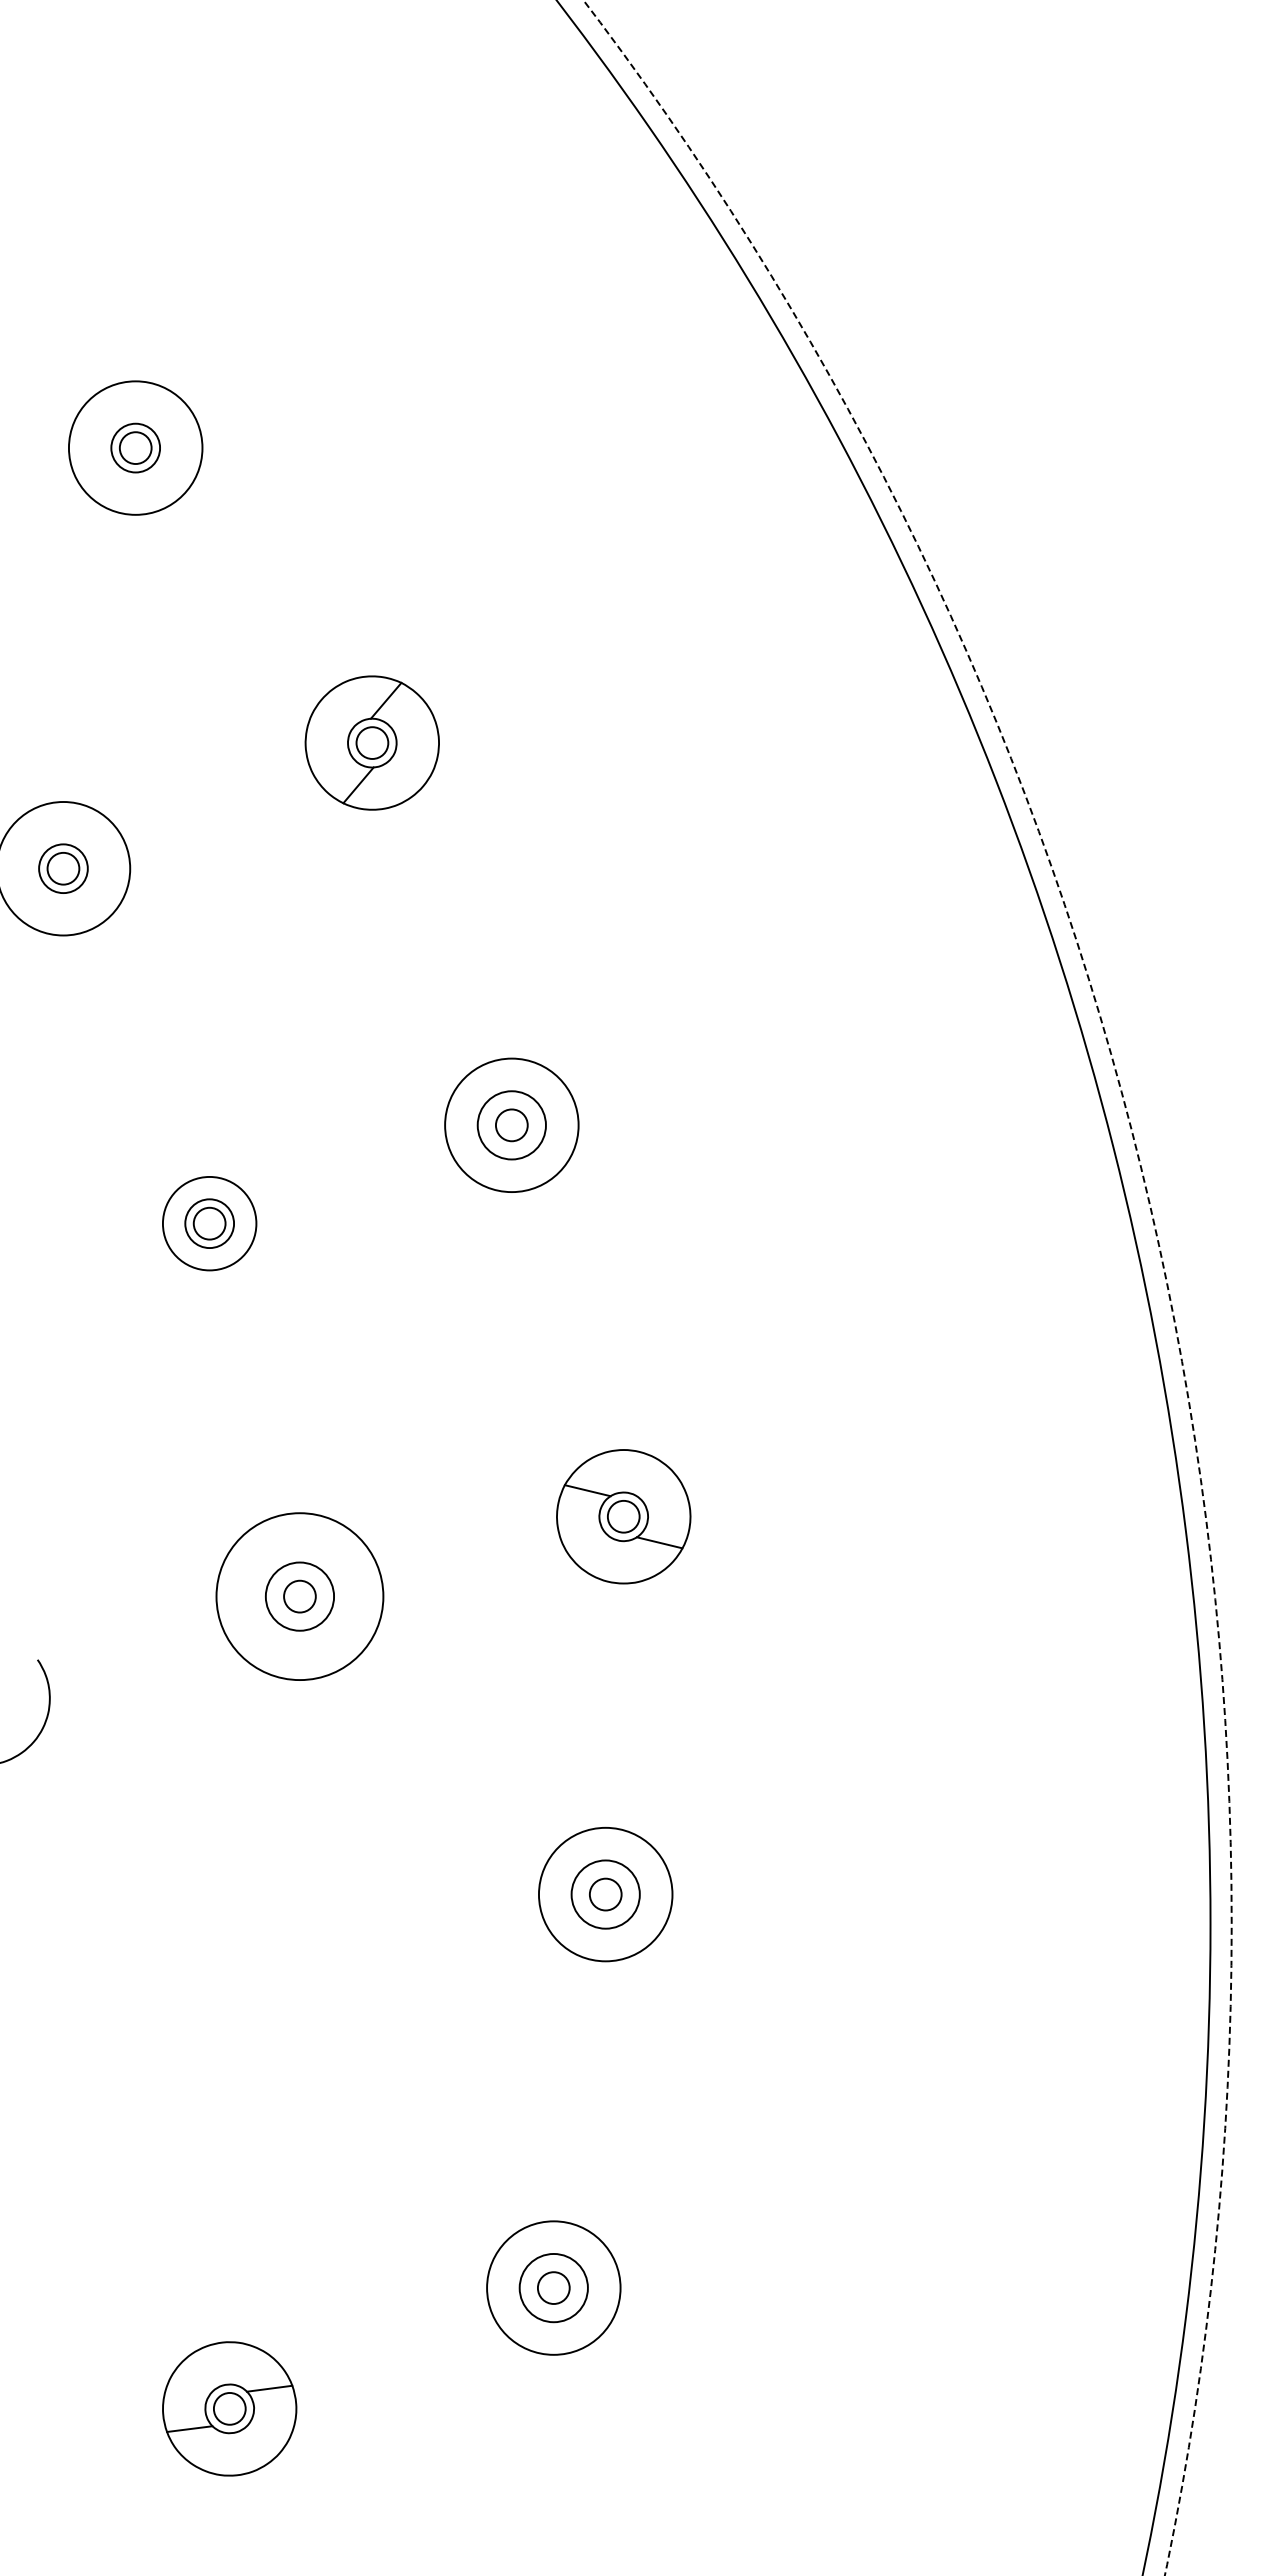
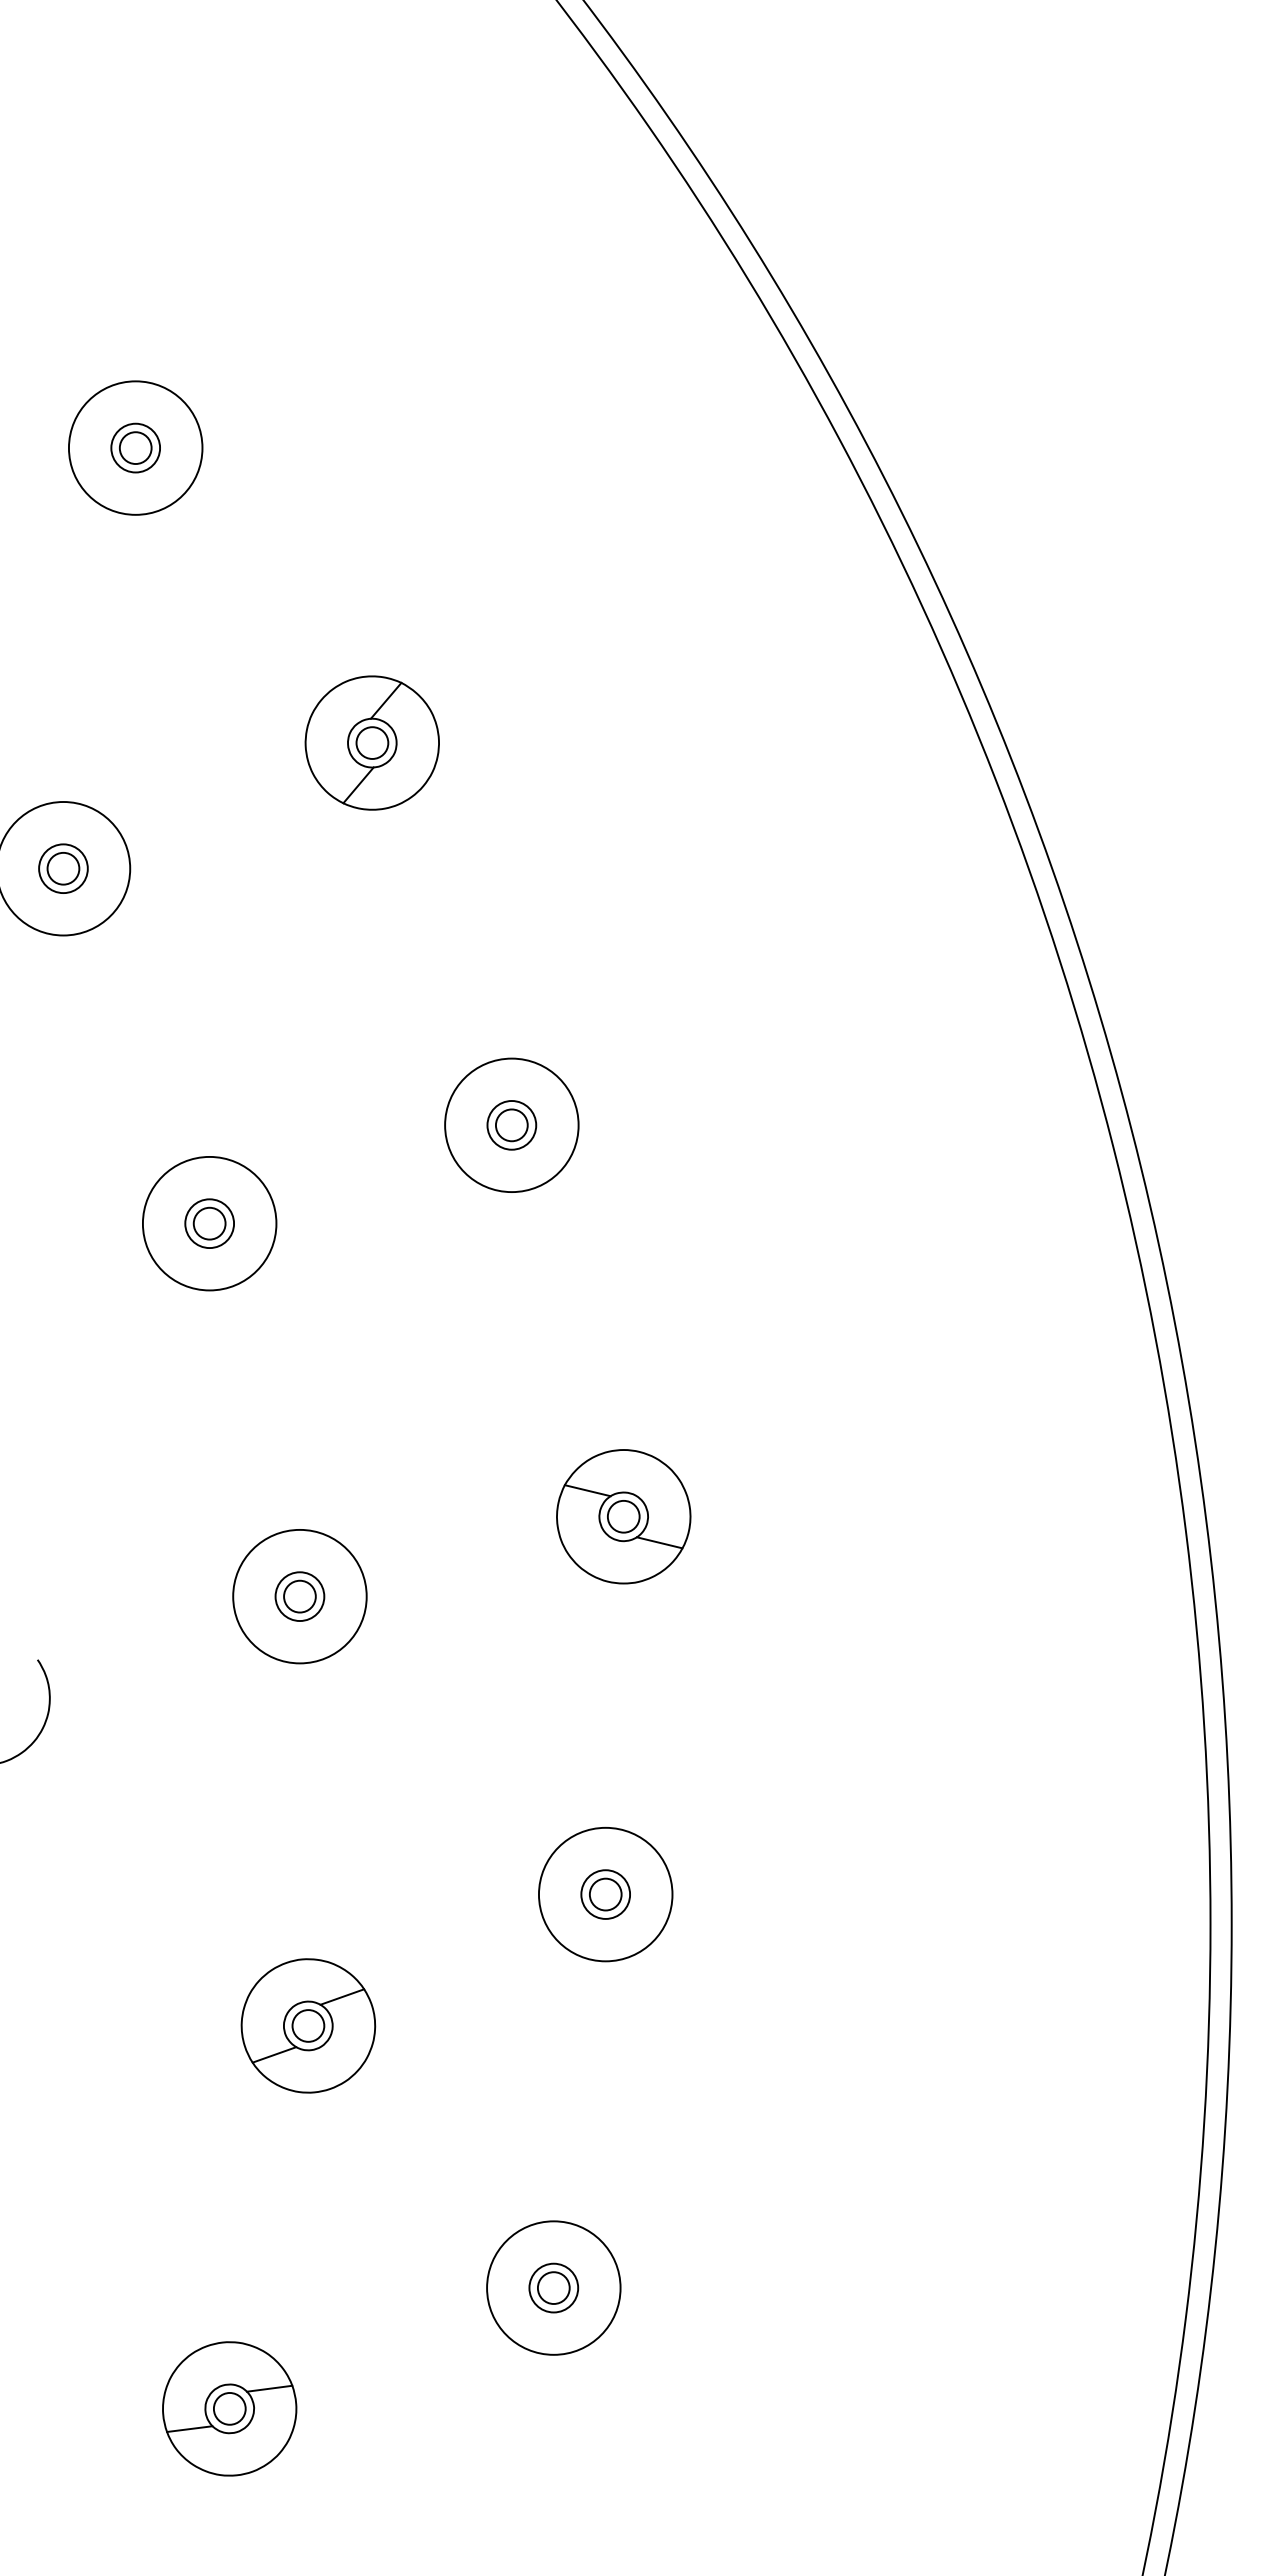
circle diameter: 68 px -> 49 px (511, 1125)
arc: dashed -> solid (1153, 1221)
circle diameter: 93 px -> 134 px (209, 1223)
circle diameter: 167 px -> 134 px (299, 1596)
circle diameter: 68 px -> 49 px (299, 1596)
circle diameter: 68 px -> 49 px (605, 1894)
part: none -> present (308, 2025)
circle diameter: 68 px -> 49 px (553, 2287)
